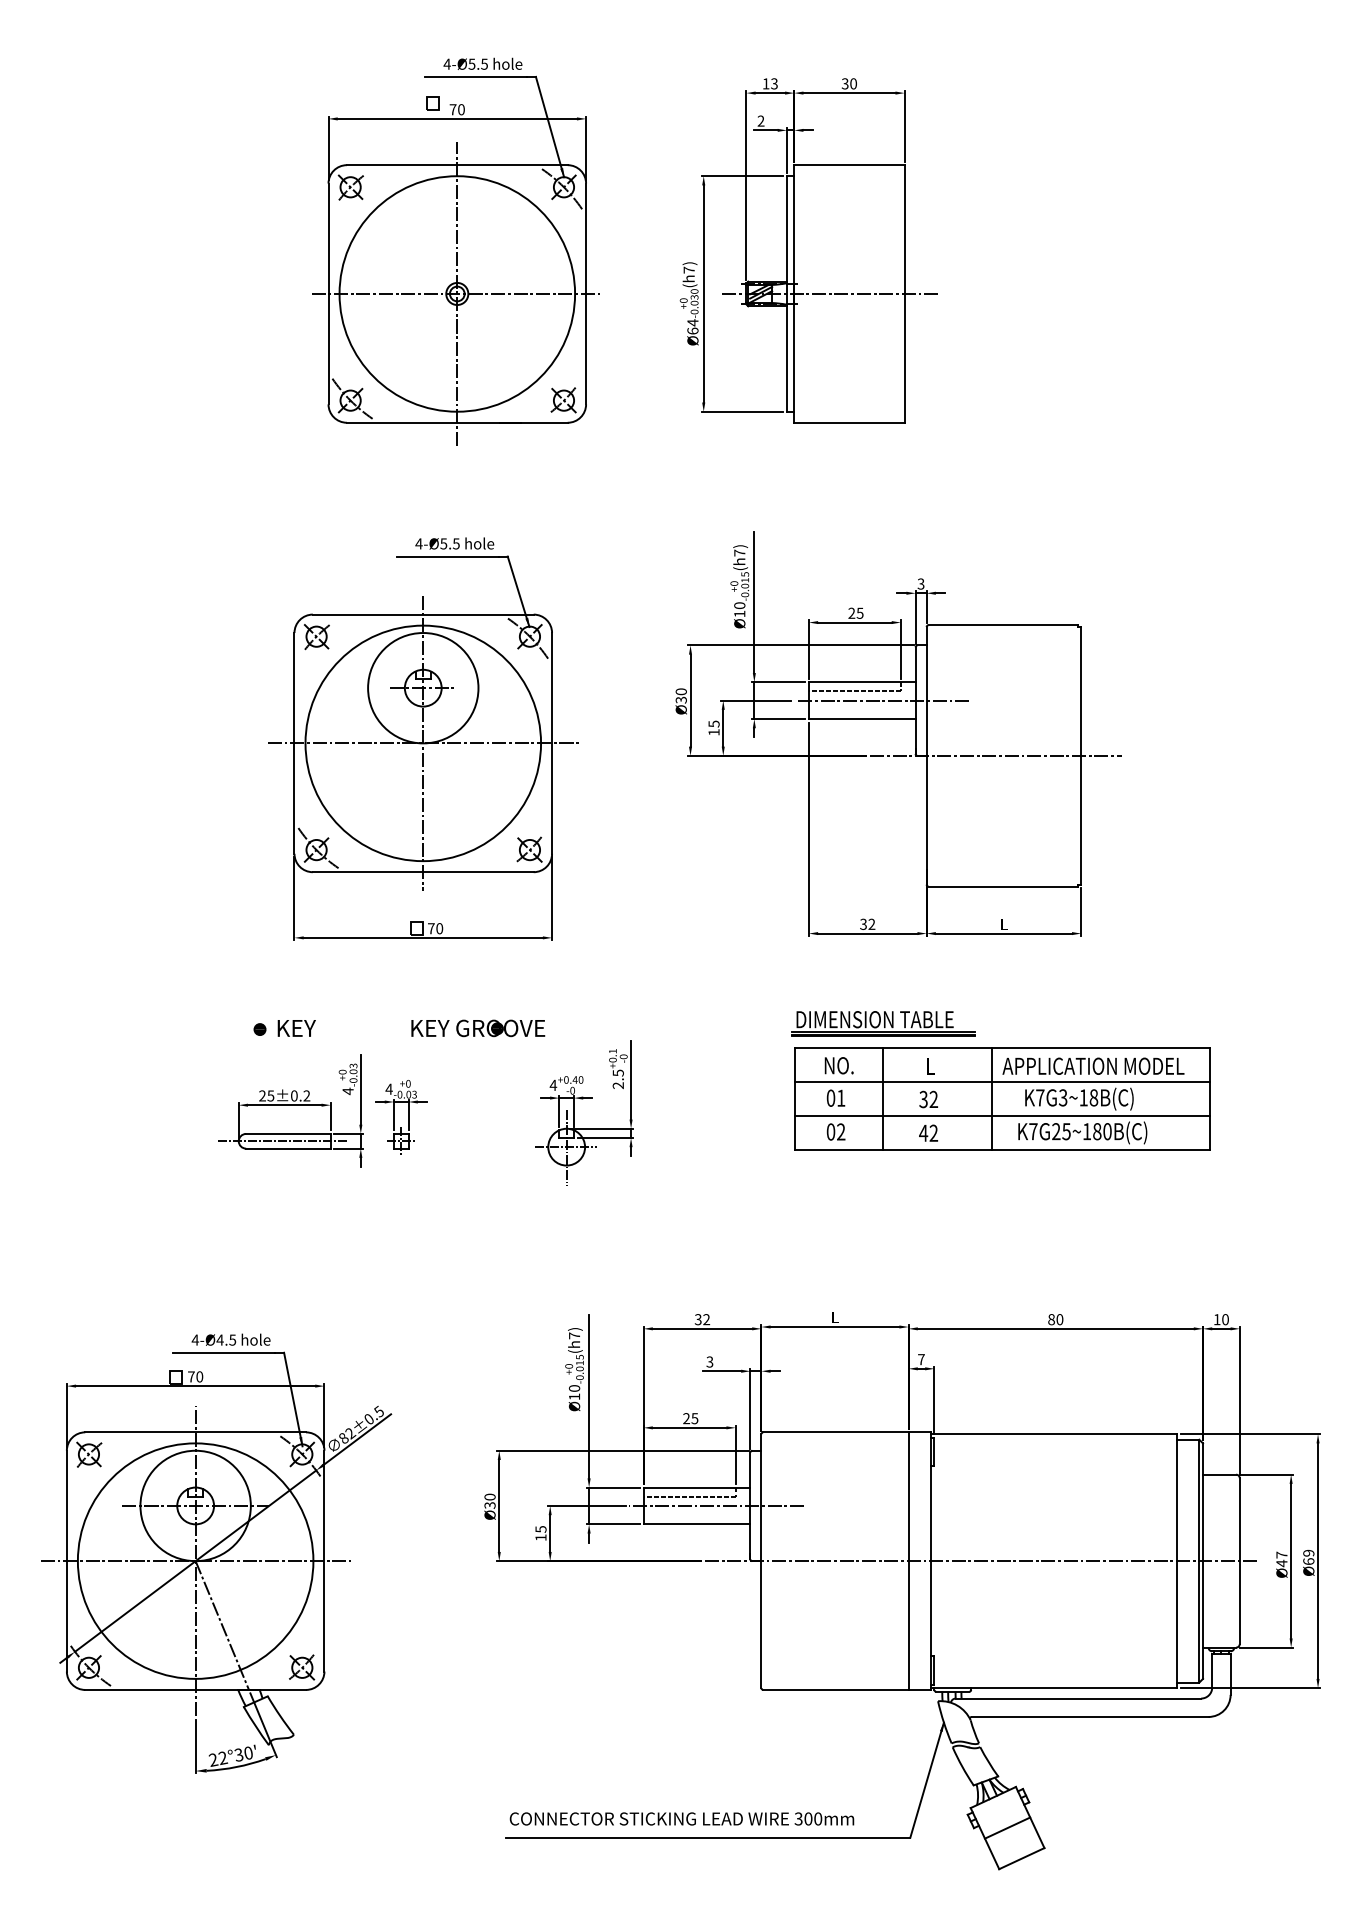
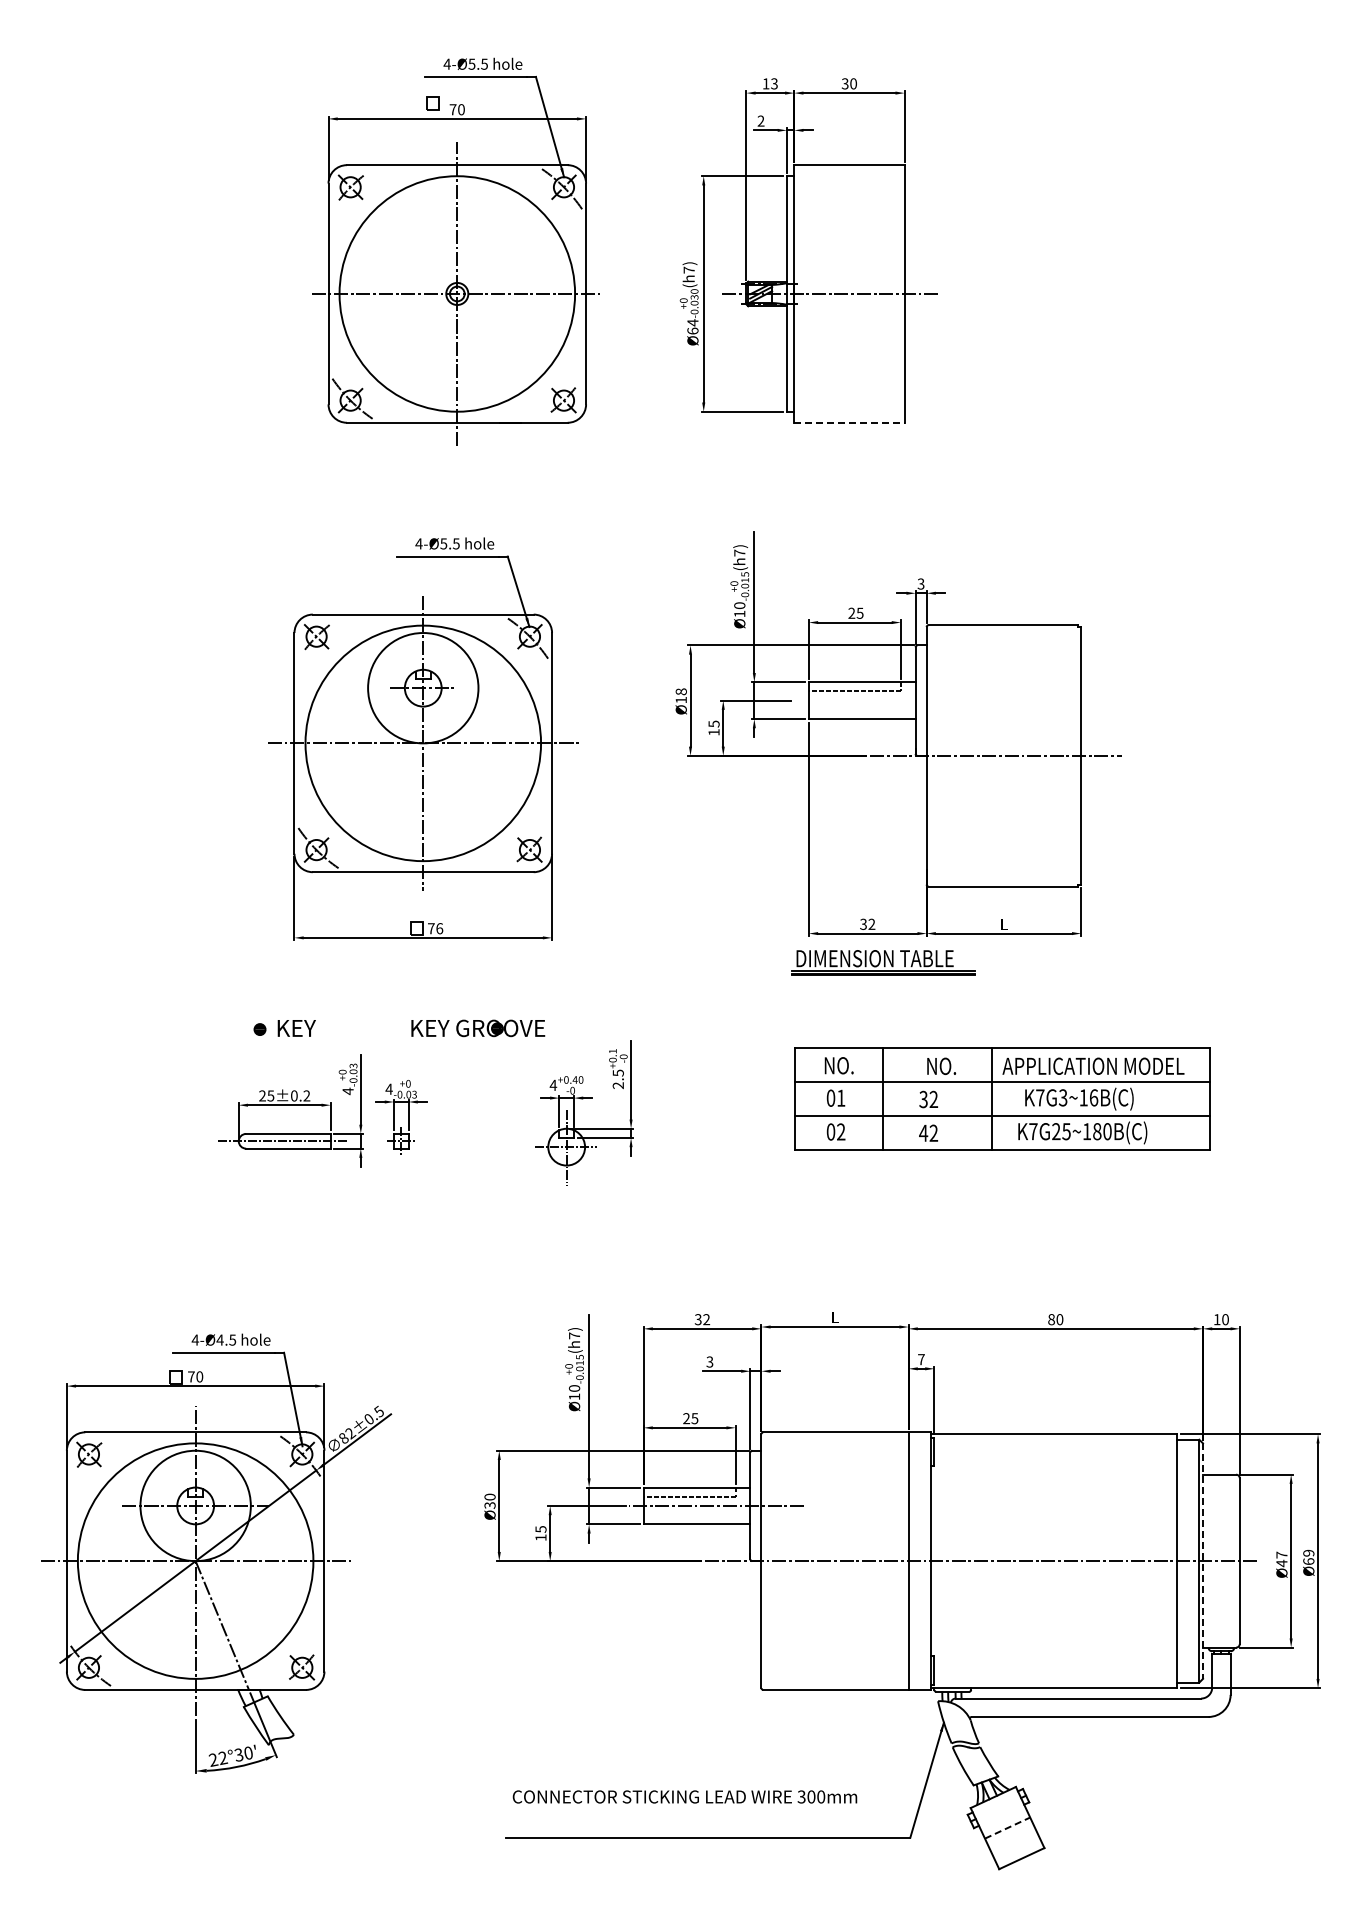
line: solid -> dashed (849, 422)
text: 30 -> 18 (680, 695)
line: present -> none (881, 700)
text: 70 -> 76 (439, 928)
part position: (883, 1023) -> (883, 962) (883, 962)
text: L -> NO. (941, 1066)
text: K7G3~18B(C) -> K7G3~16B(C) (1093, 1097)
line: solid -> dashed (1203, 1561)
text position: (681, 1818) -> (684, 1796) (684, 1796)
line: solid -> dashed (1007, 1828)
